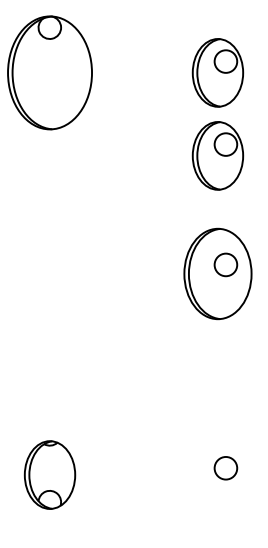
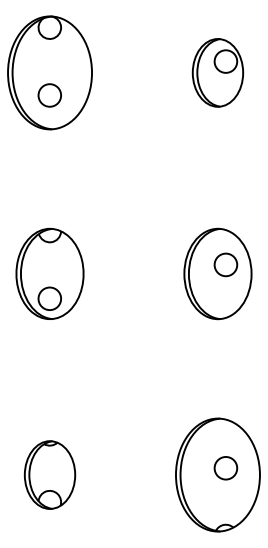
circle: none -> present (49, 95)
part: present -> none (217, 155)
part: none -> present (49, 273)
part: none -> present (217, 474)
